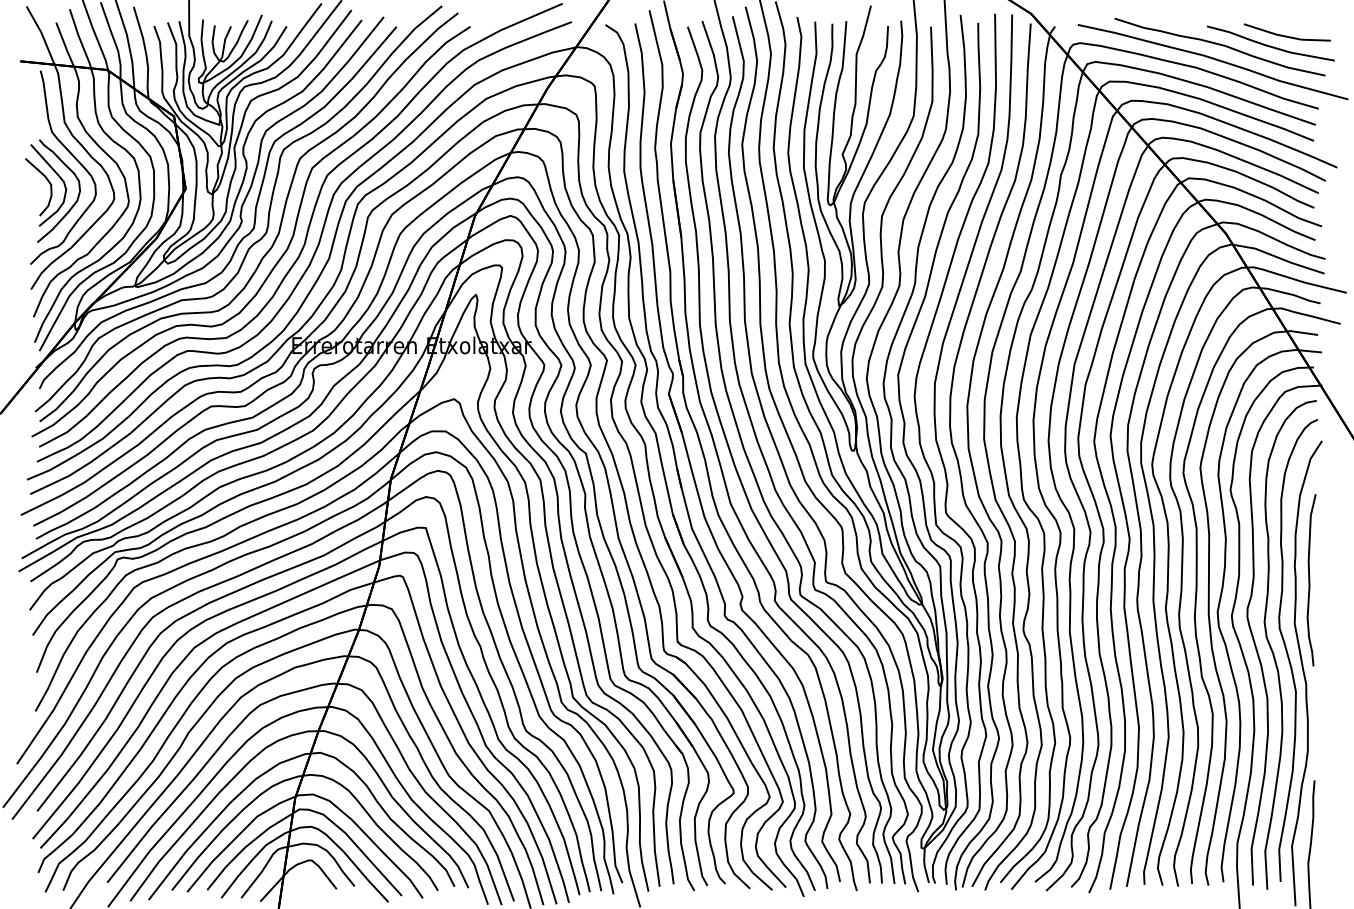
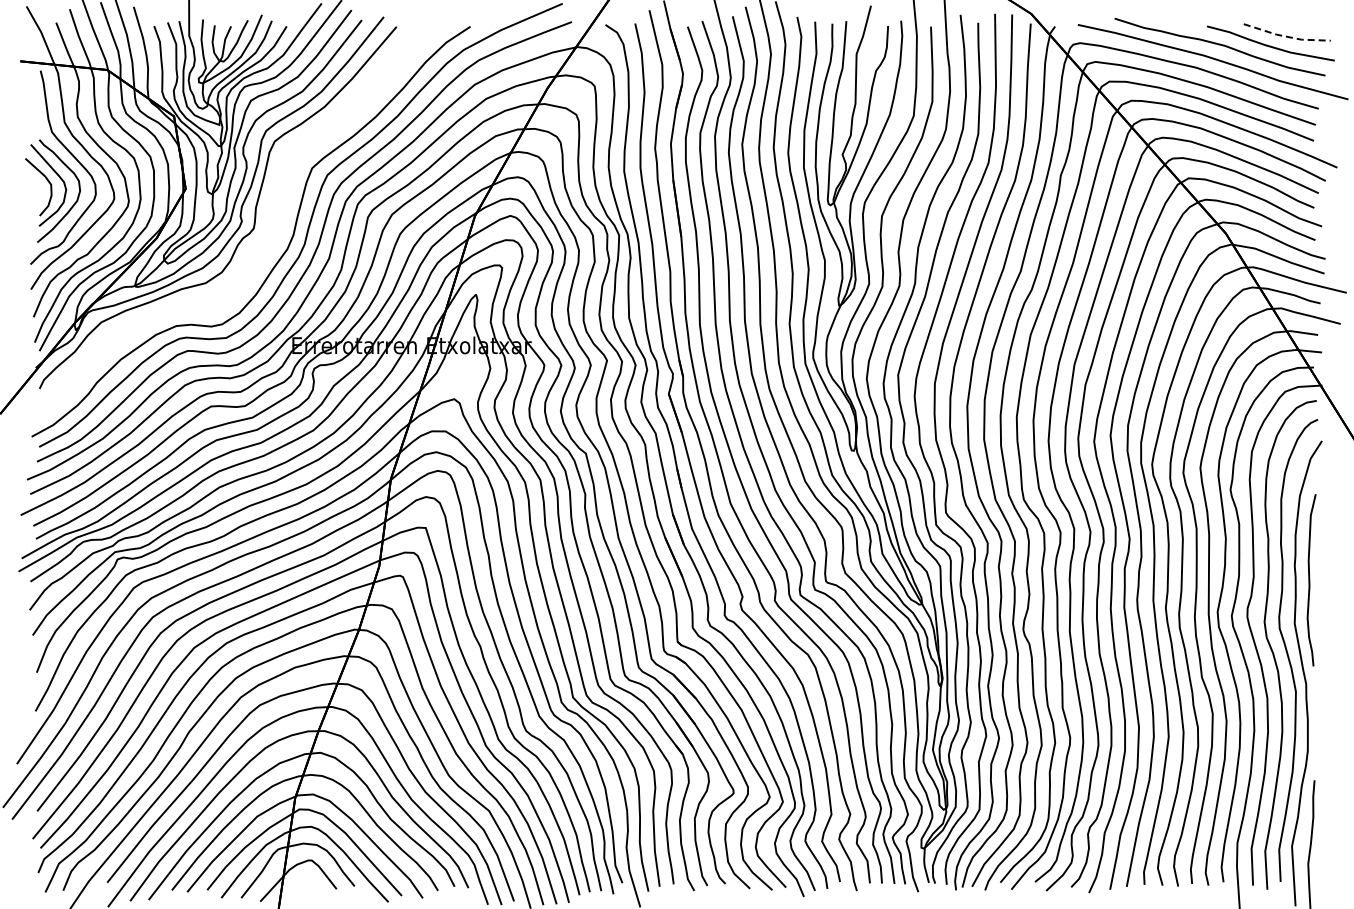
line: solid -> dashed (1287, 36)
part: present -> none (267, 217)
